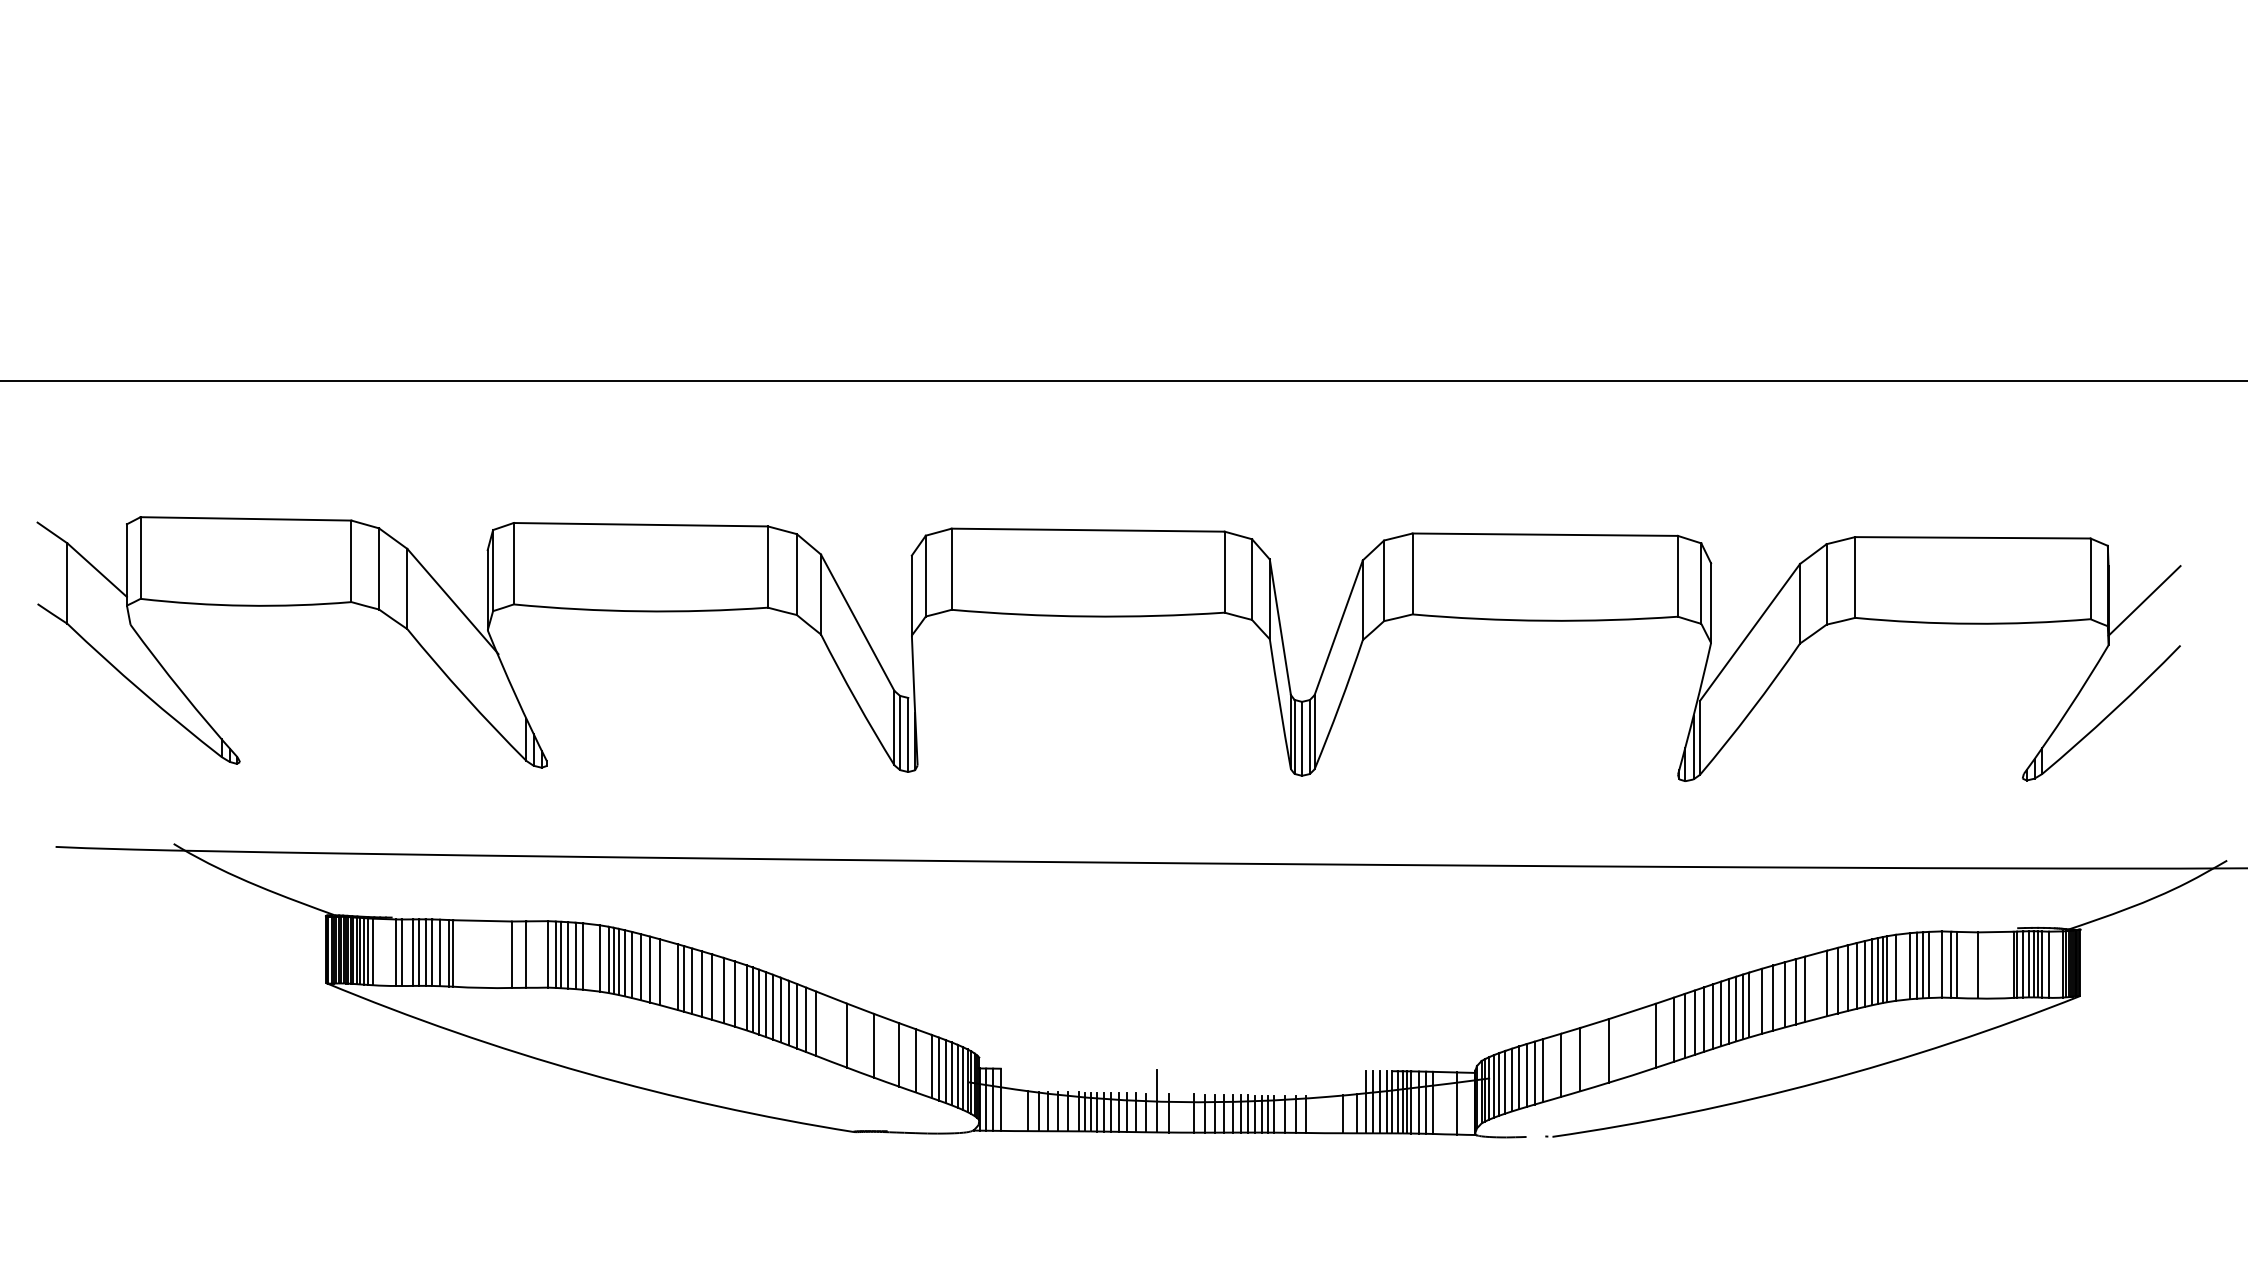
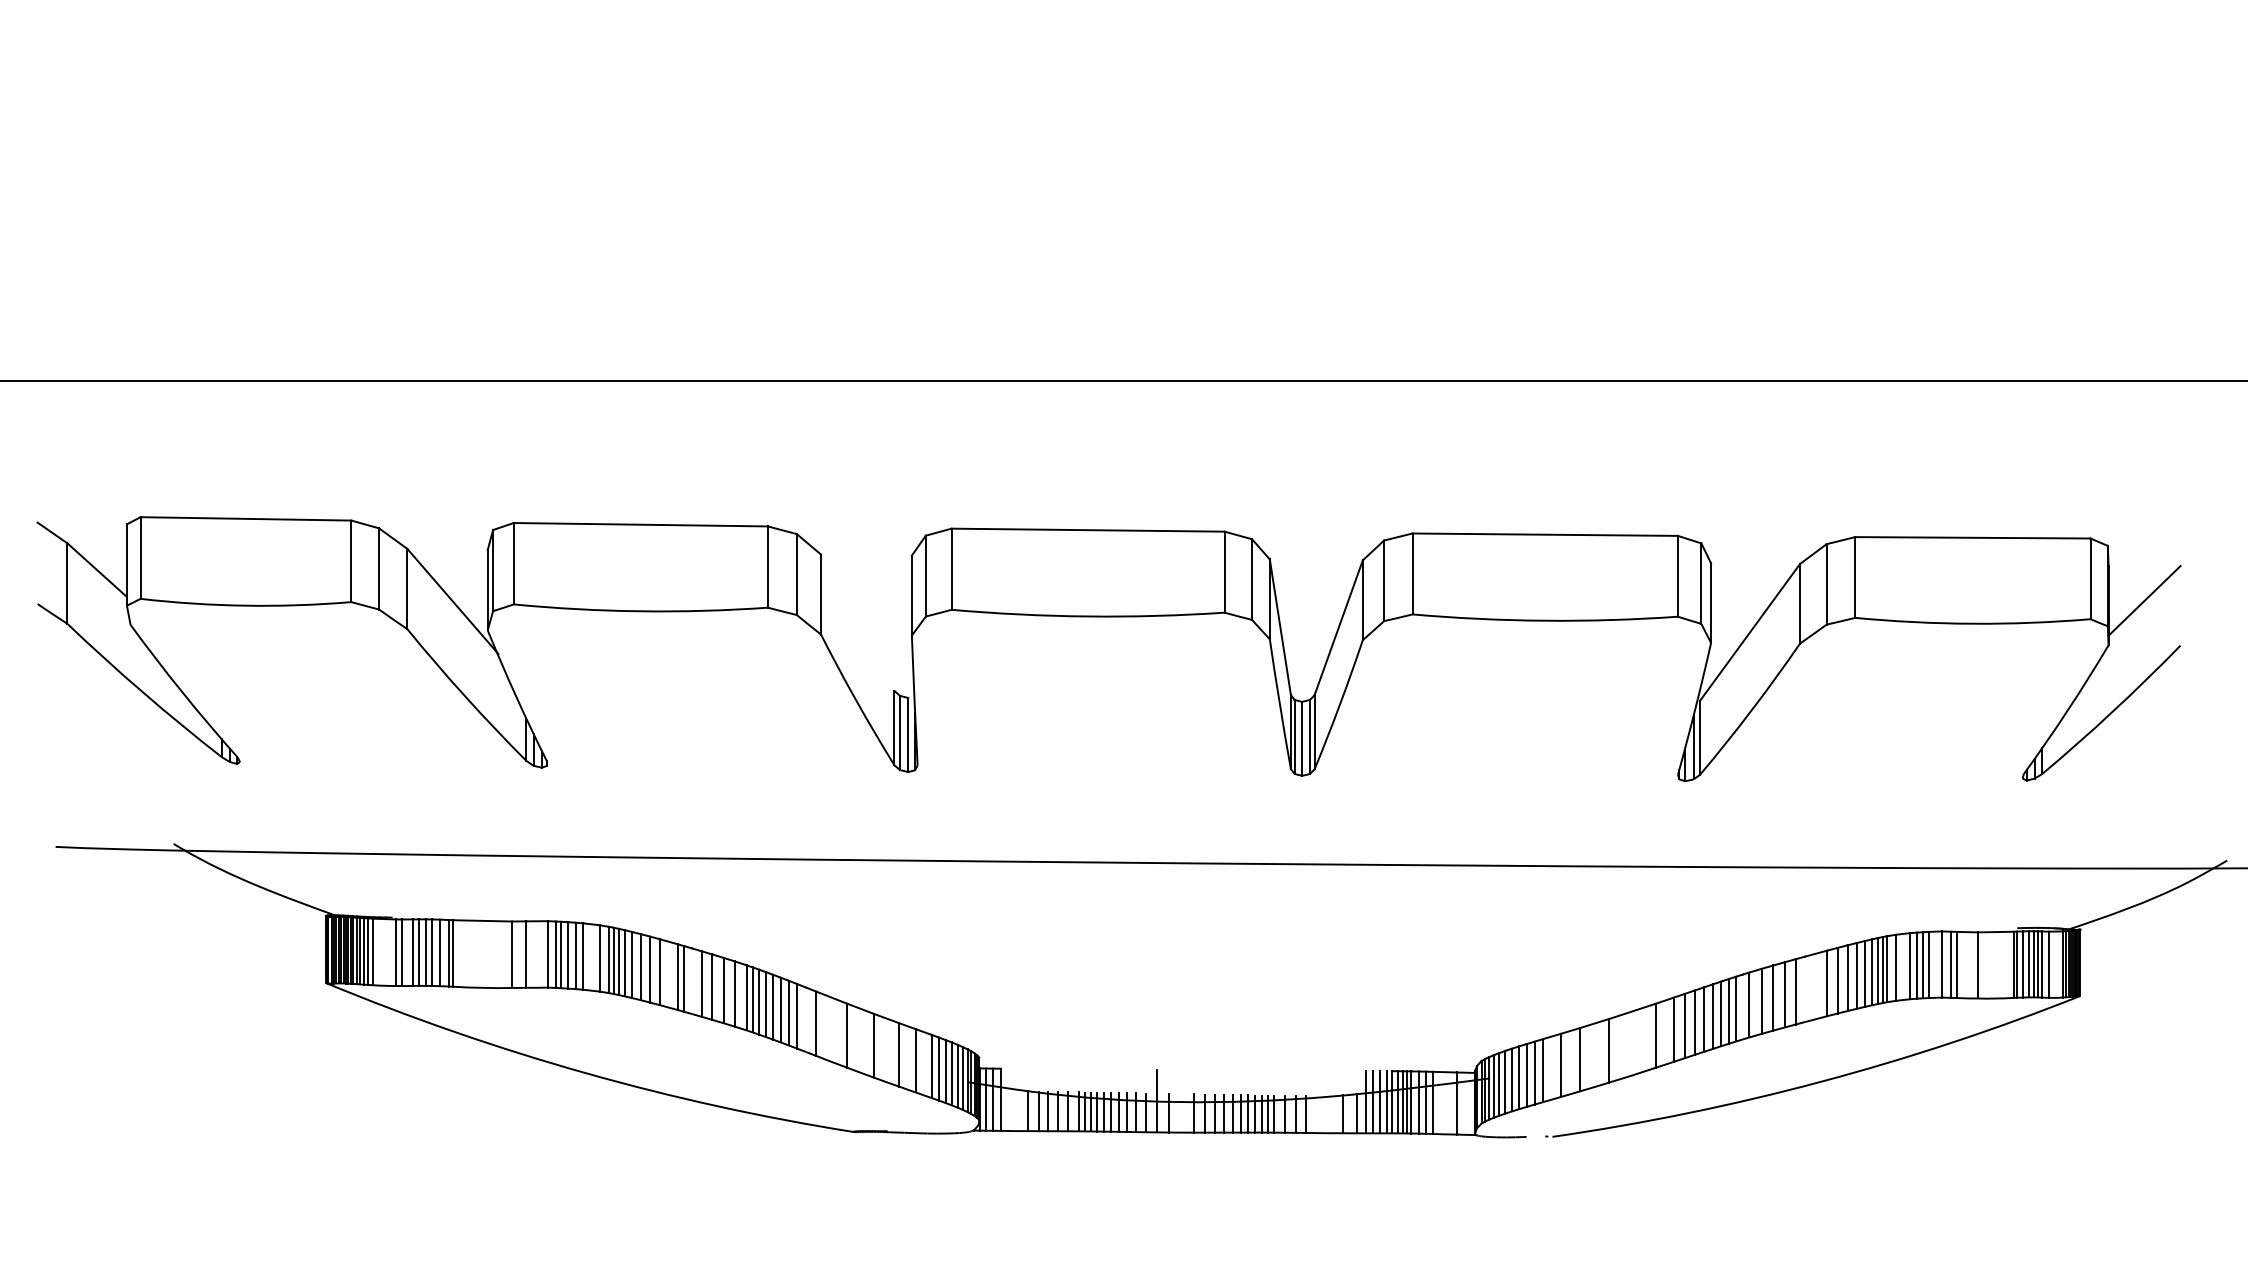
line: present -> none (857, 622)
line: present -> none (692, 981)
line: present -> none (1805, 989)
line: present -> none (1742, 1006)
line: present -> none (806, 1019)
